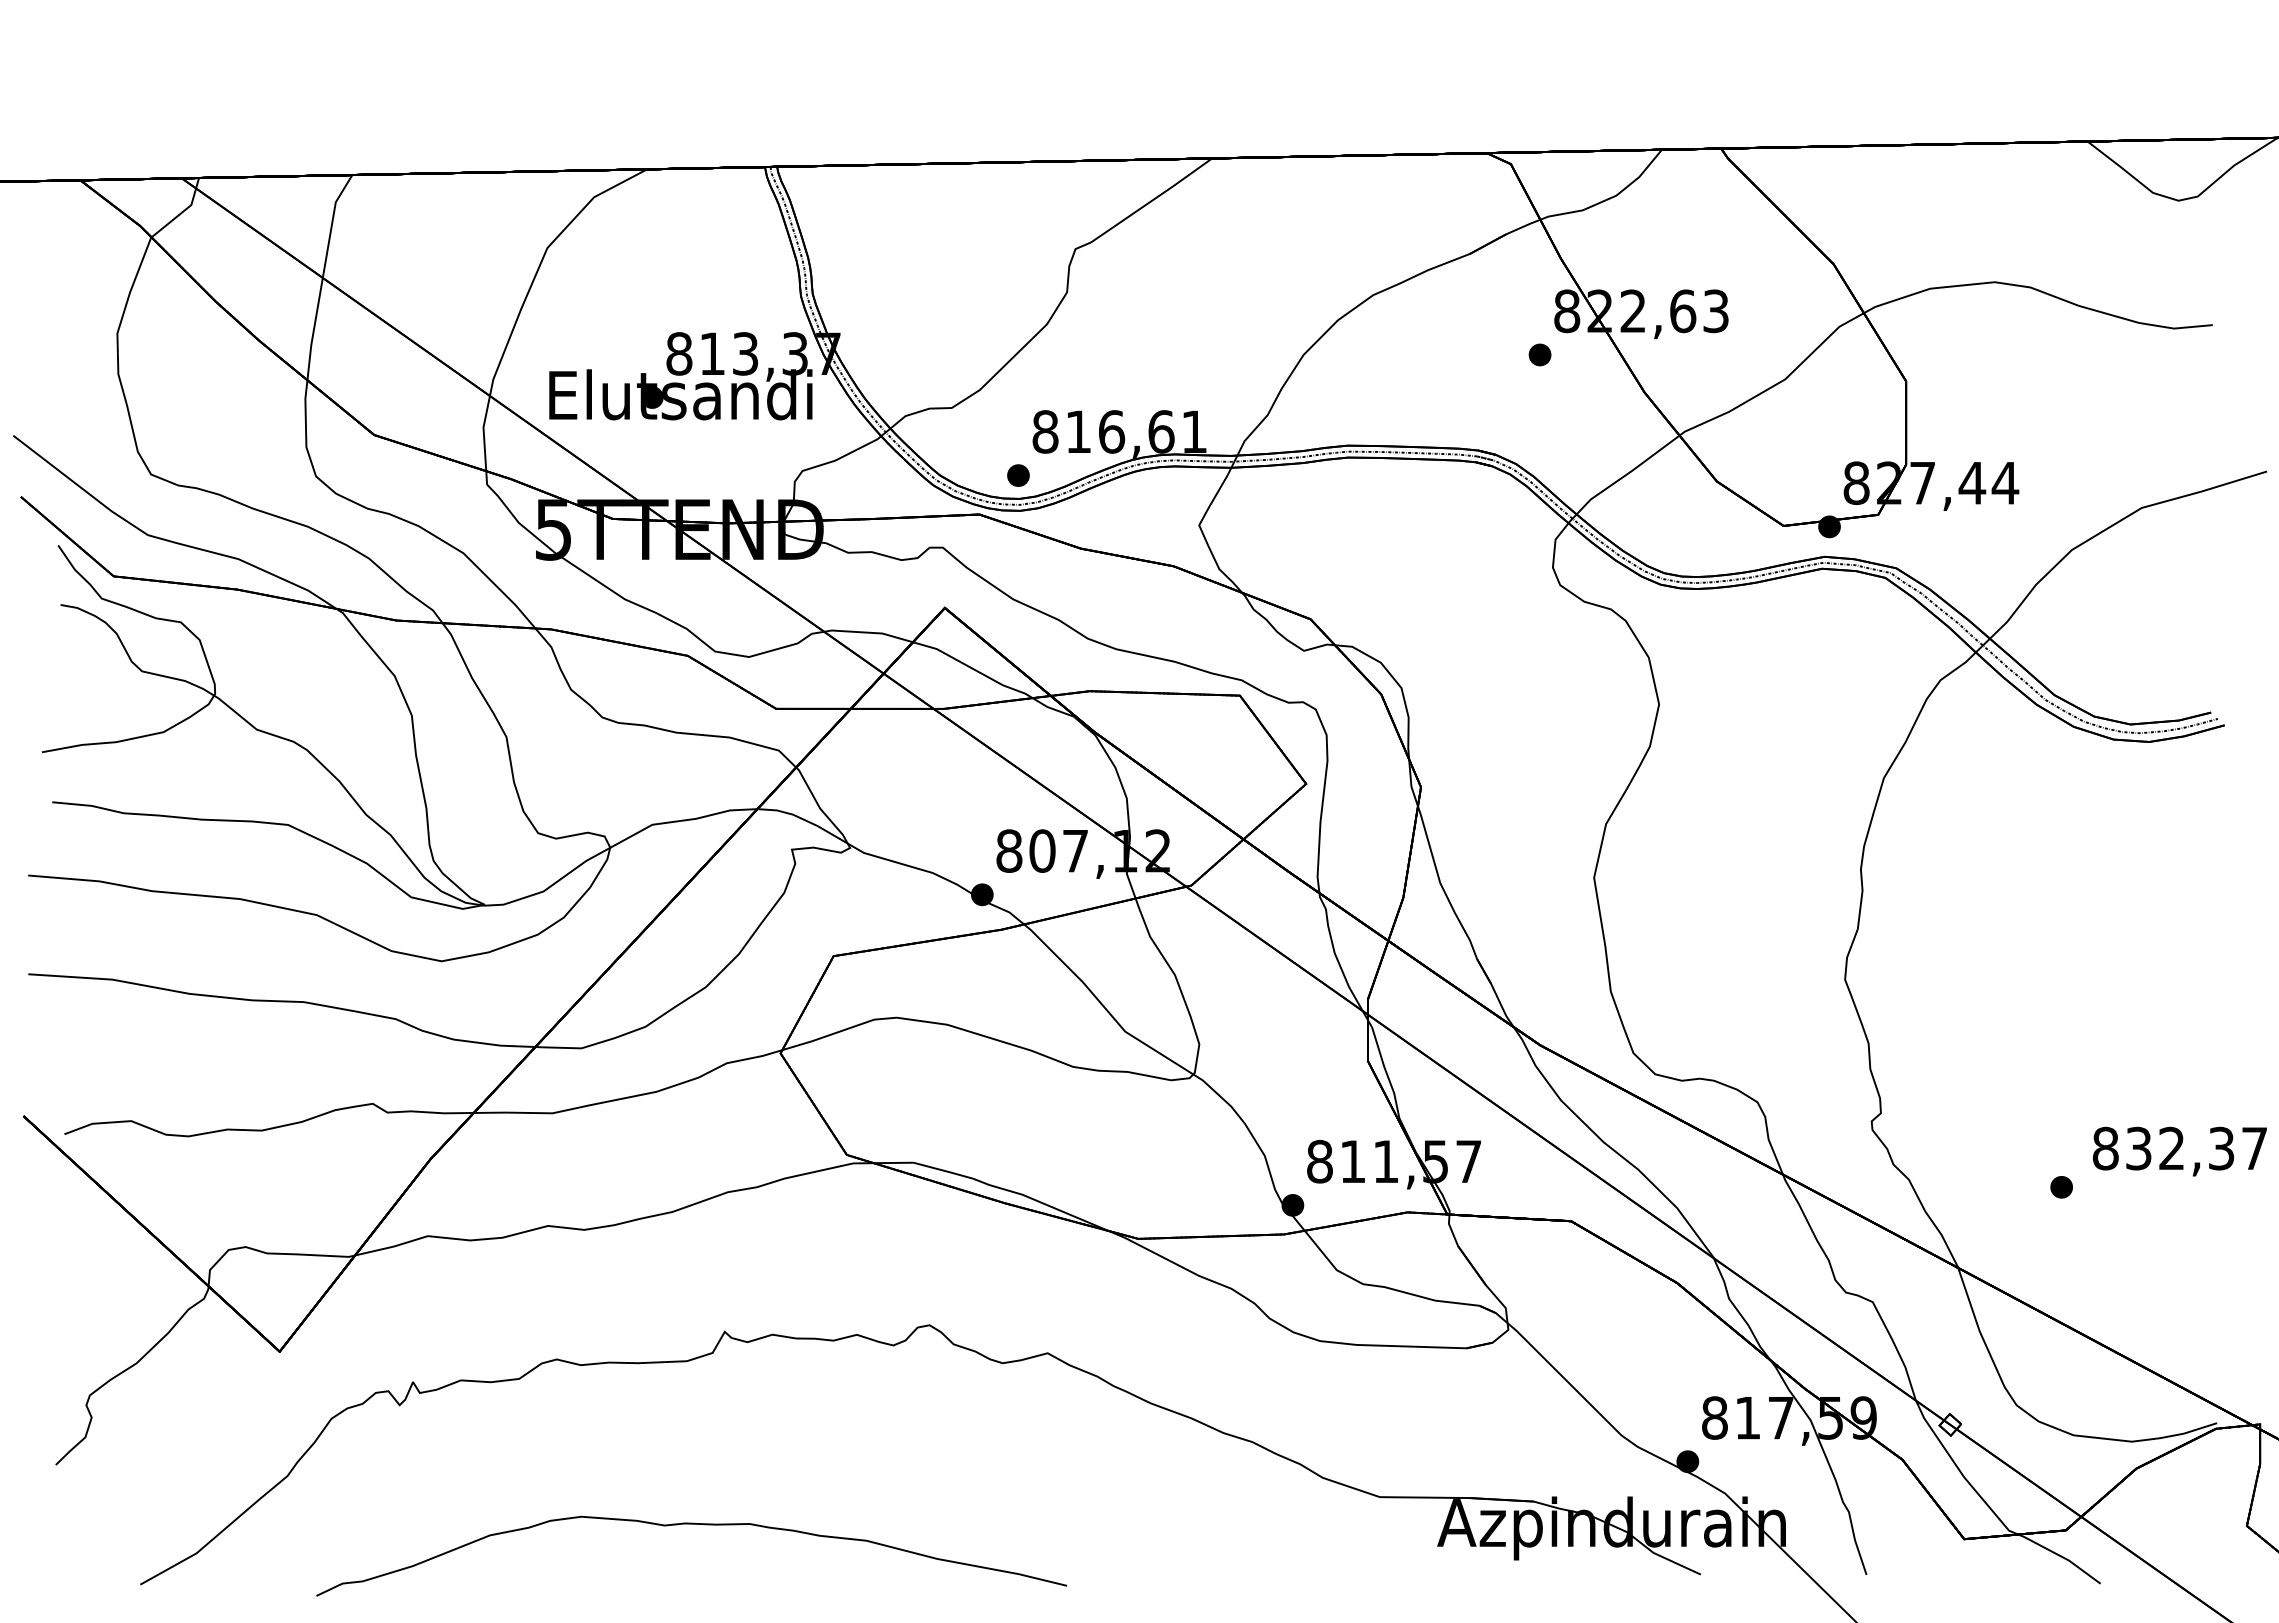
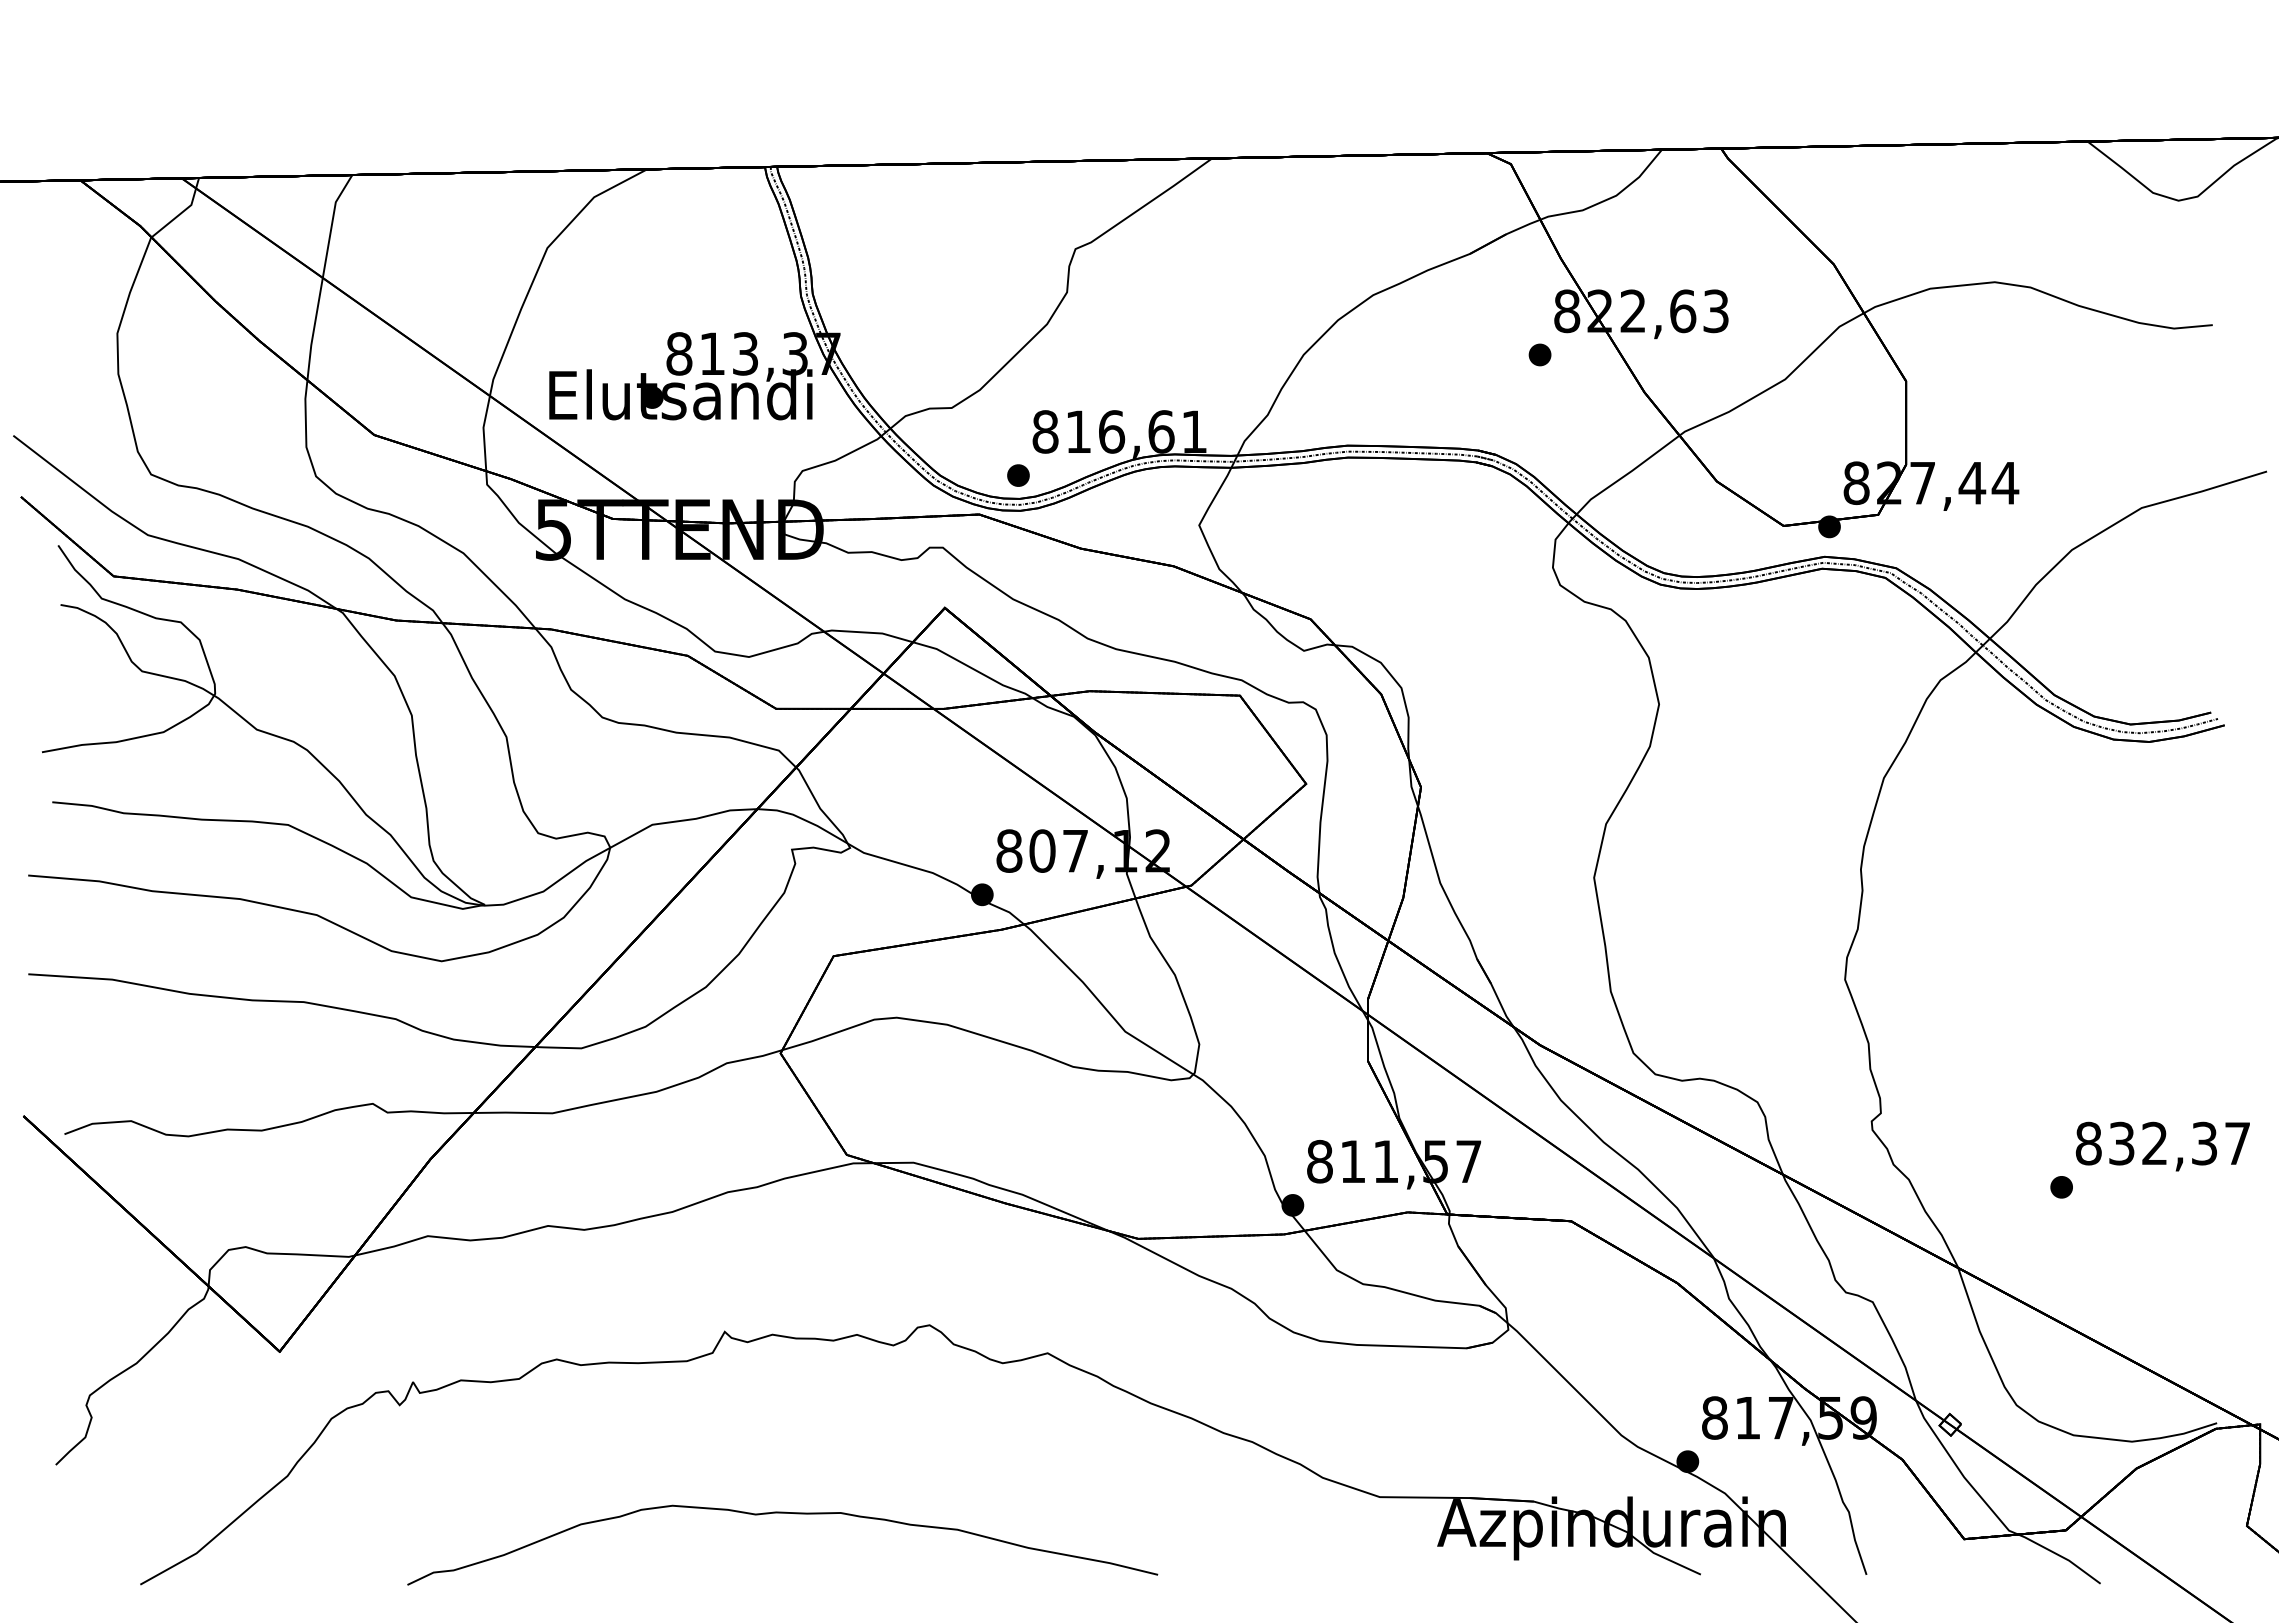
text position: (2179, 1151) -> (2162, 1146) (2162, 1146)
part position: (691, 1524) -> (782, 1513) (782, 1513)
